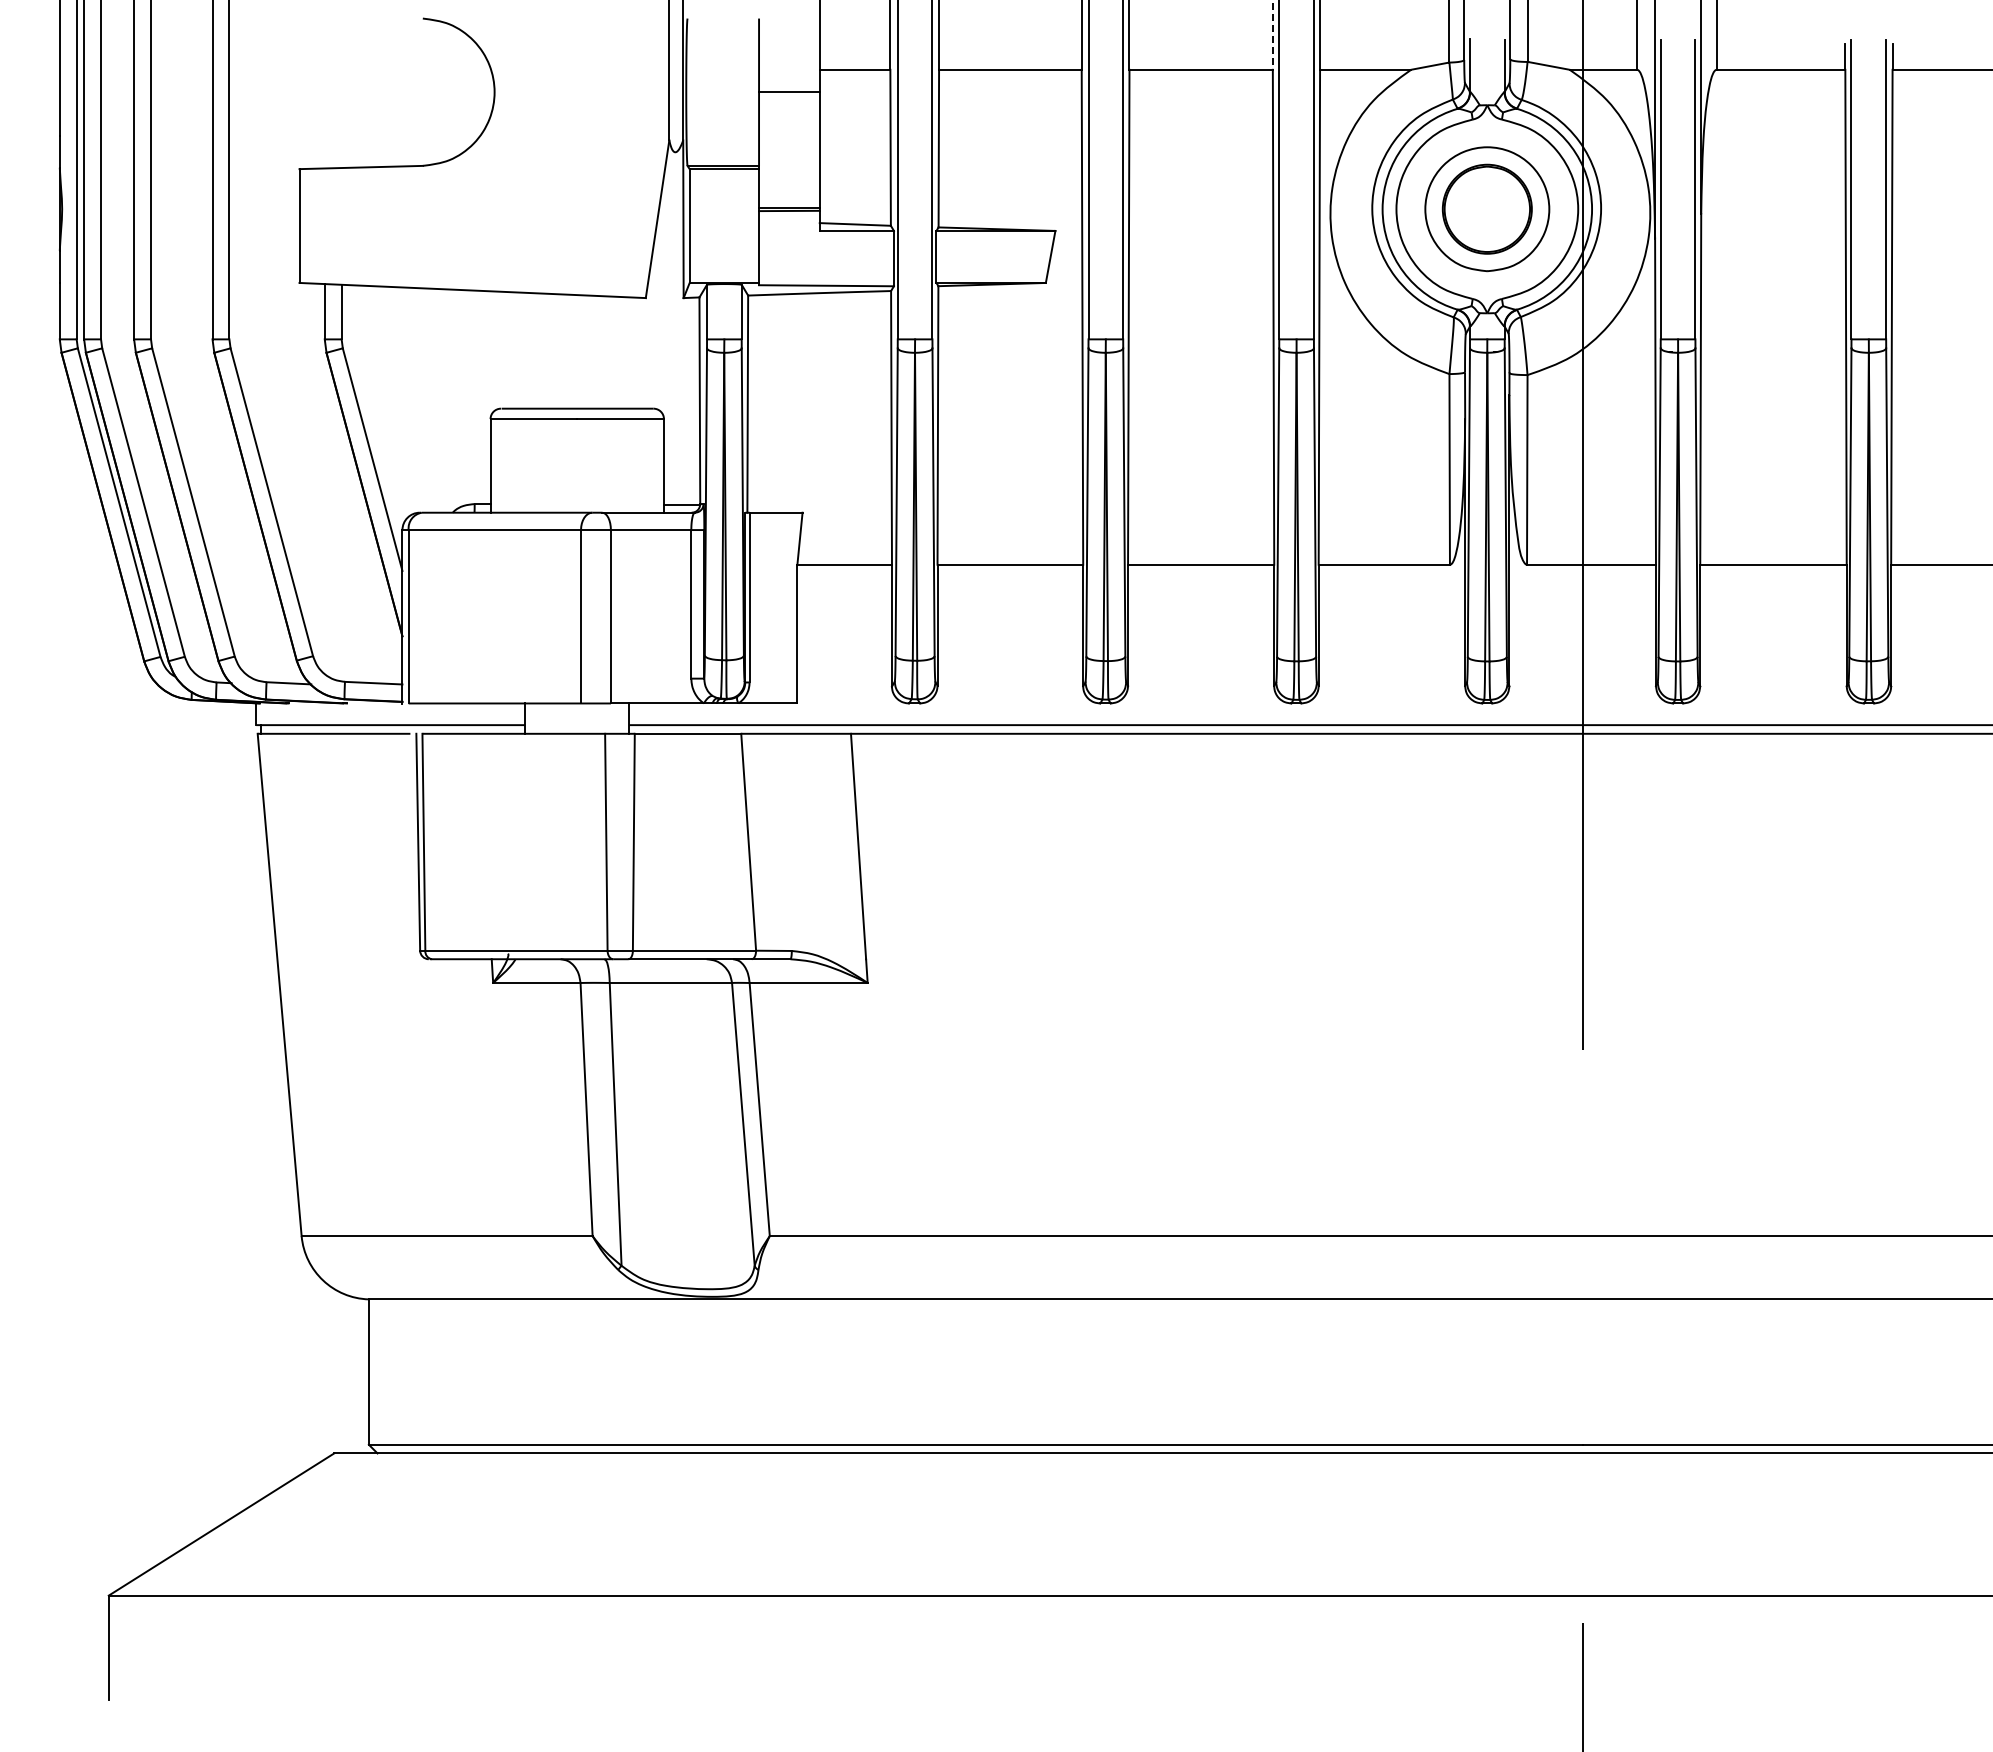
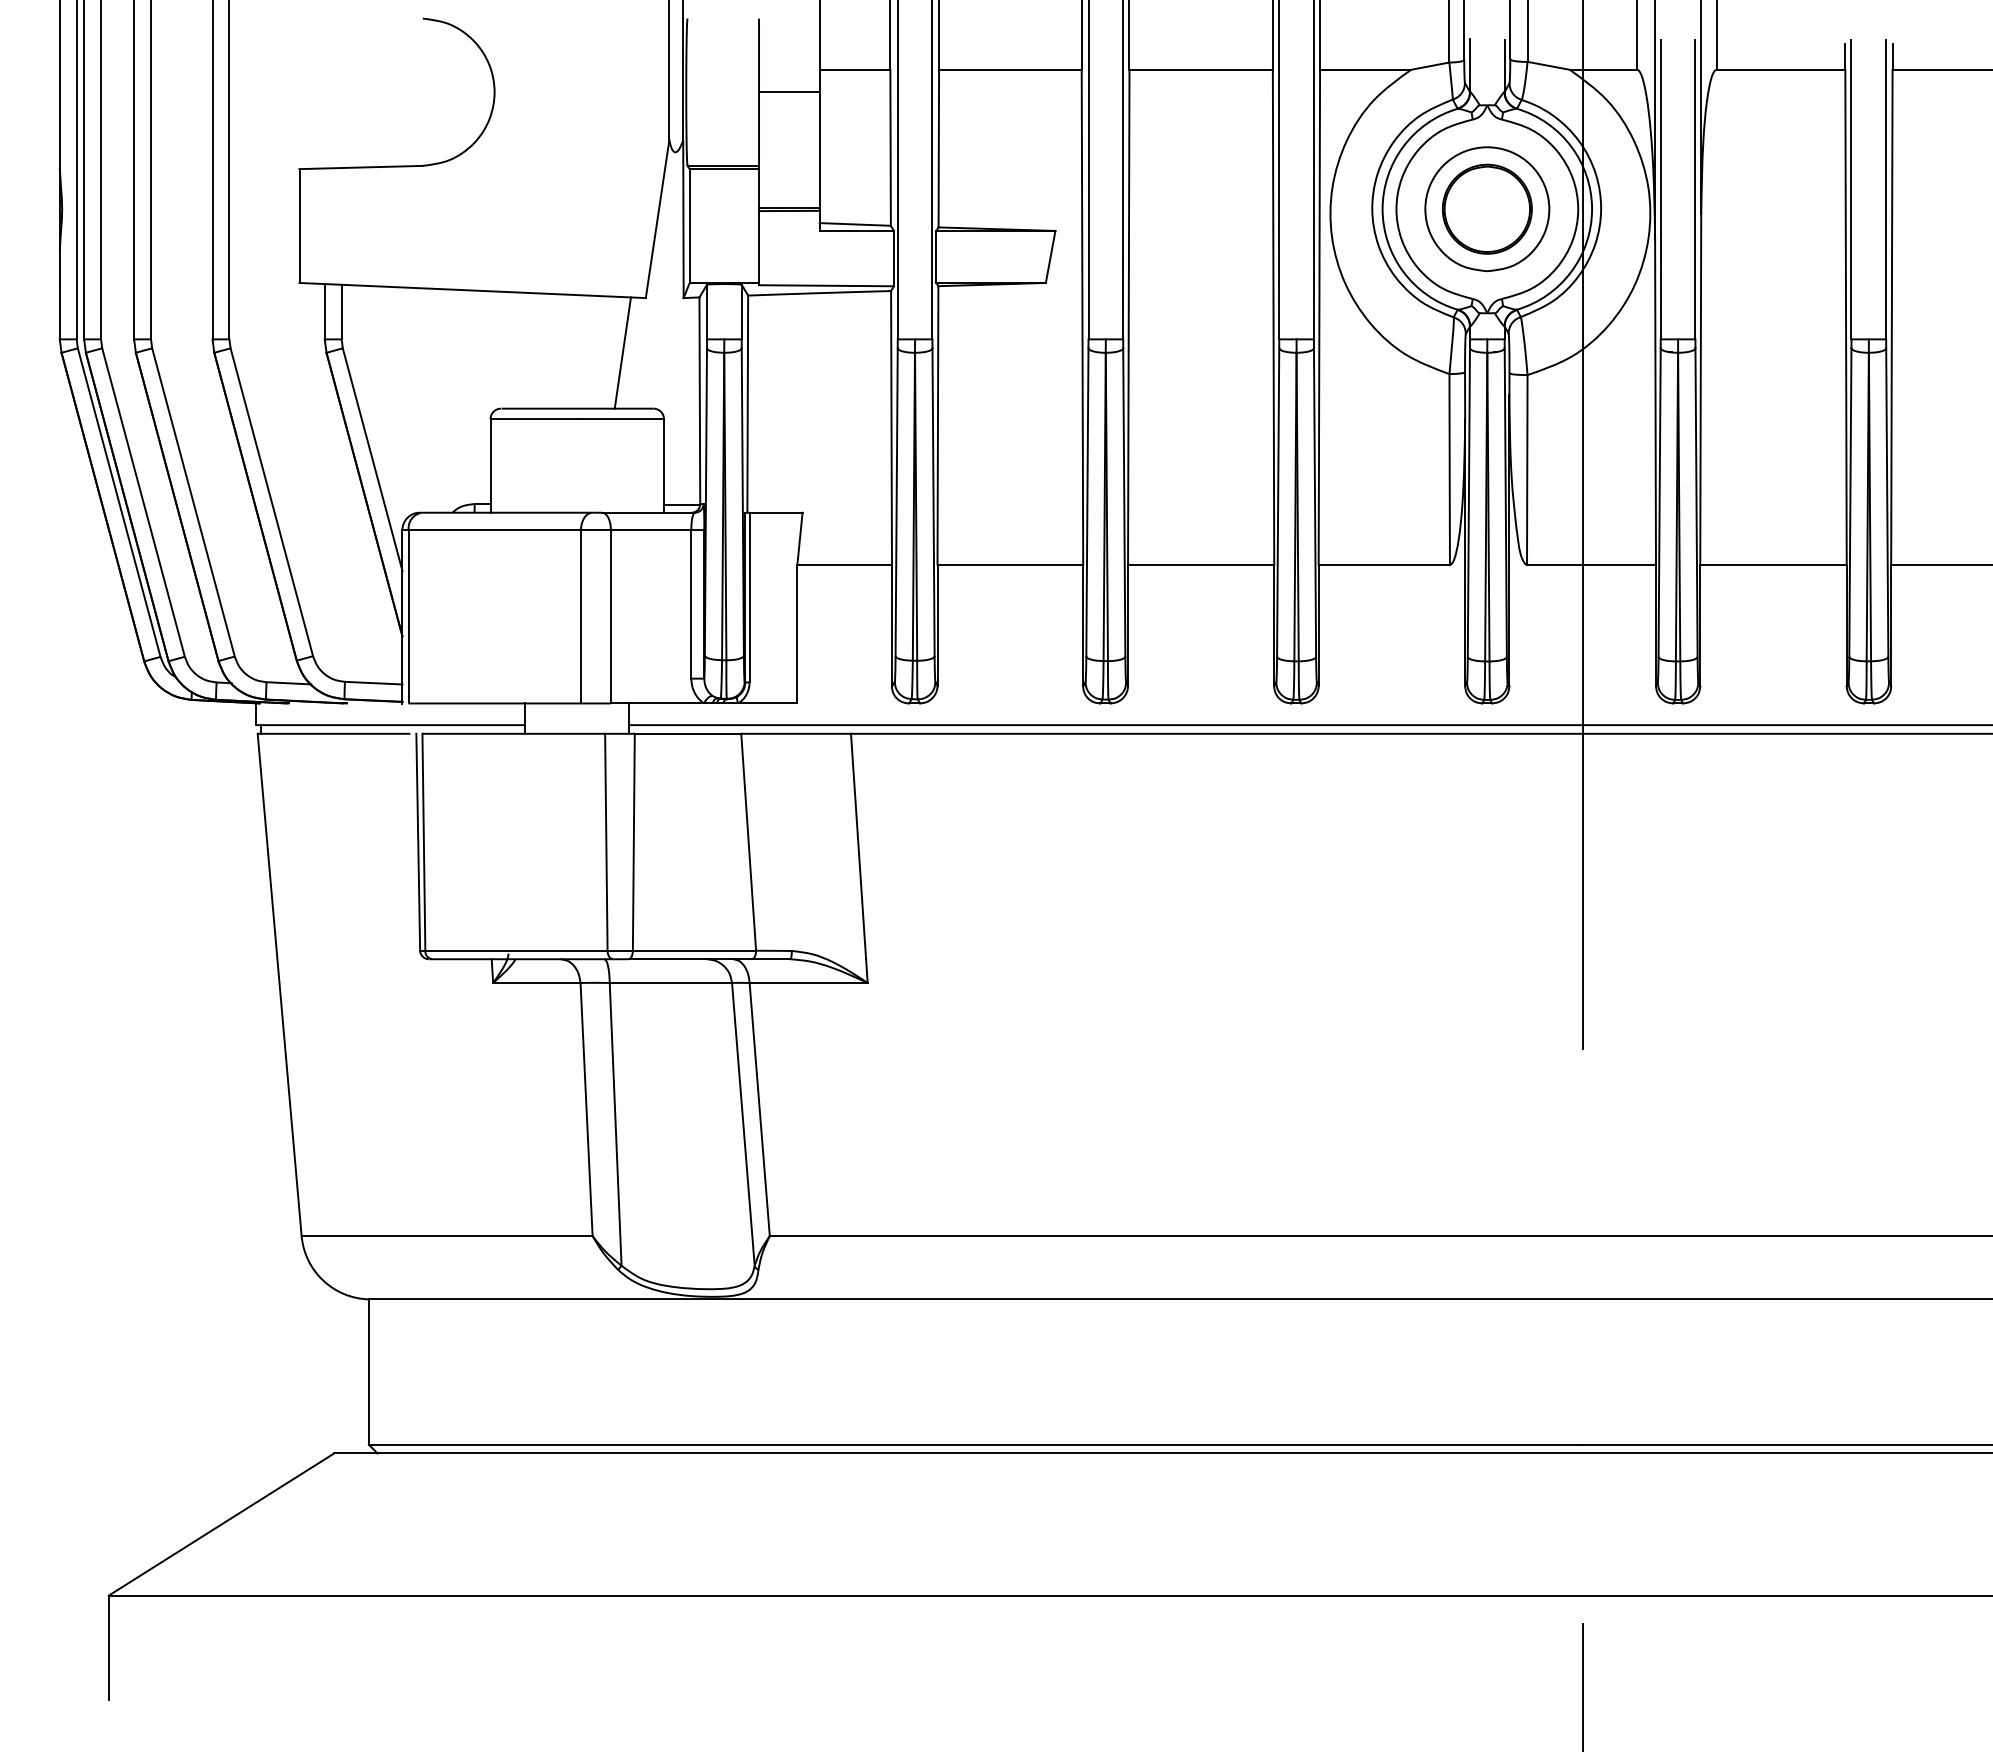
line: dashed -> solid (1272, 35)
line: none -> present (622, 352)
